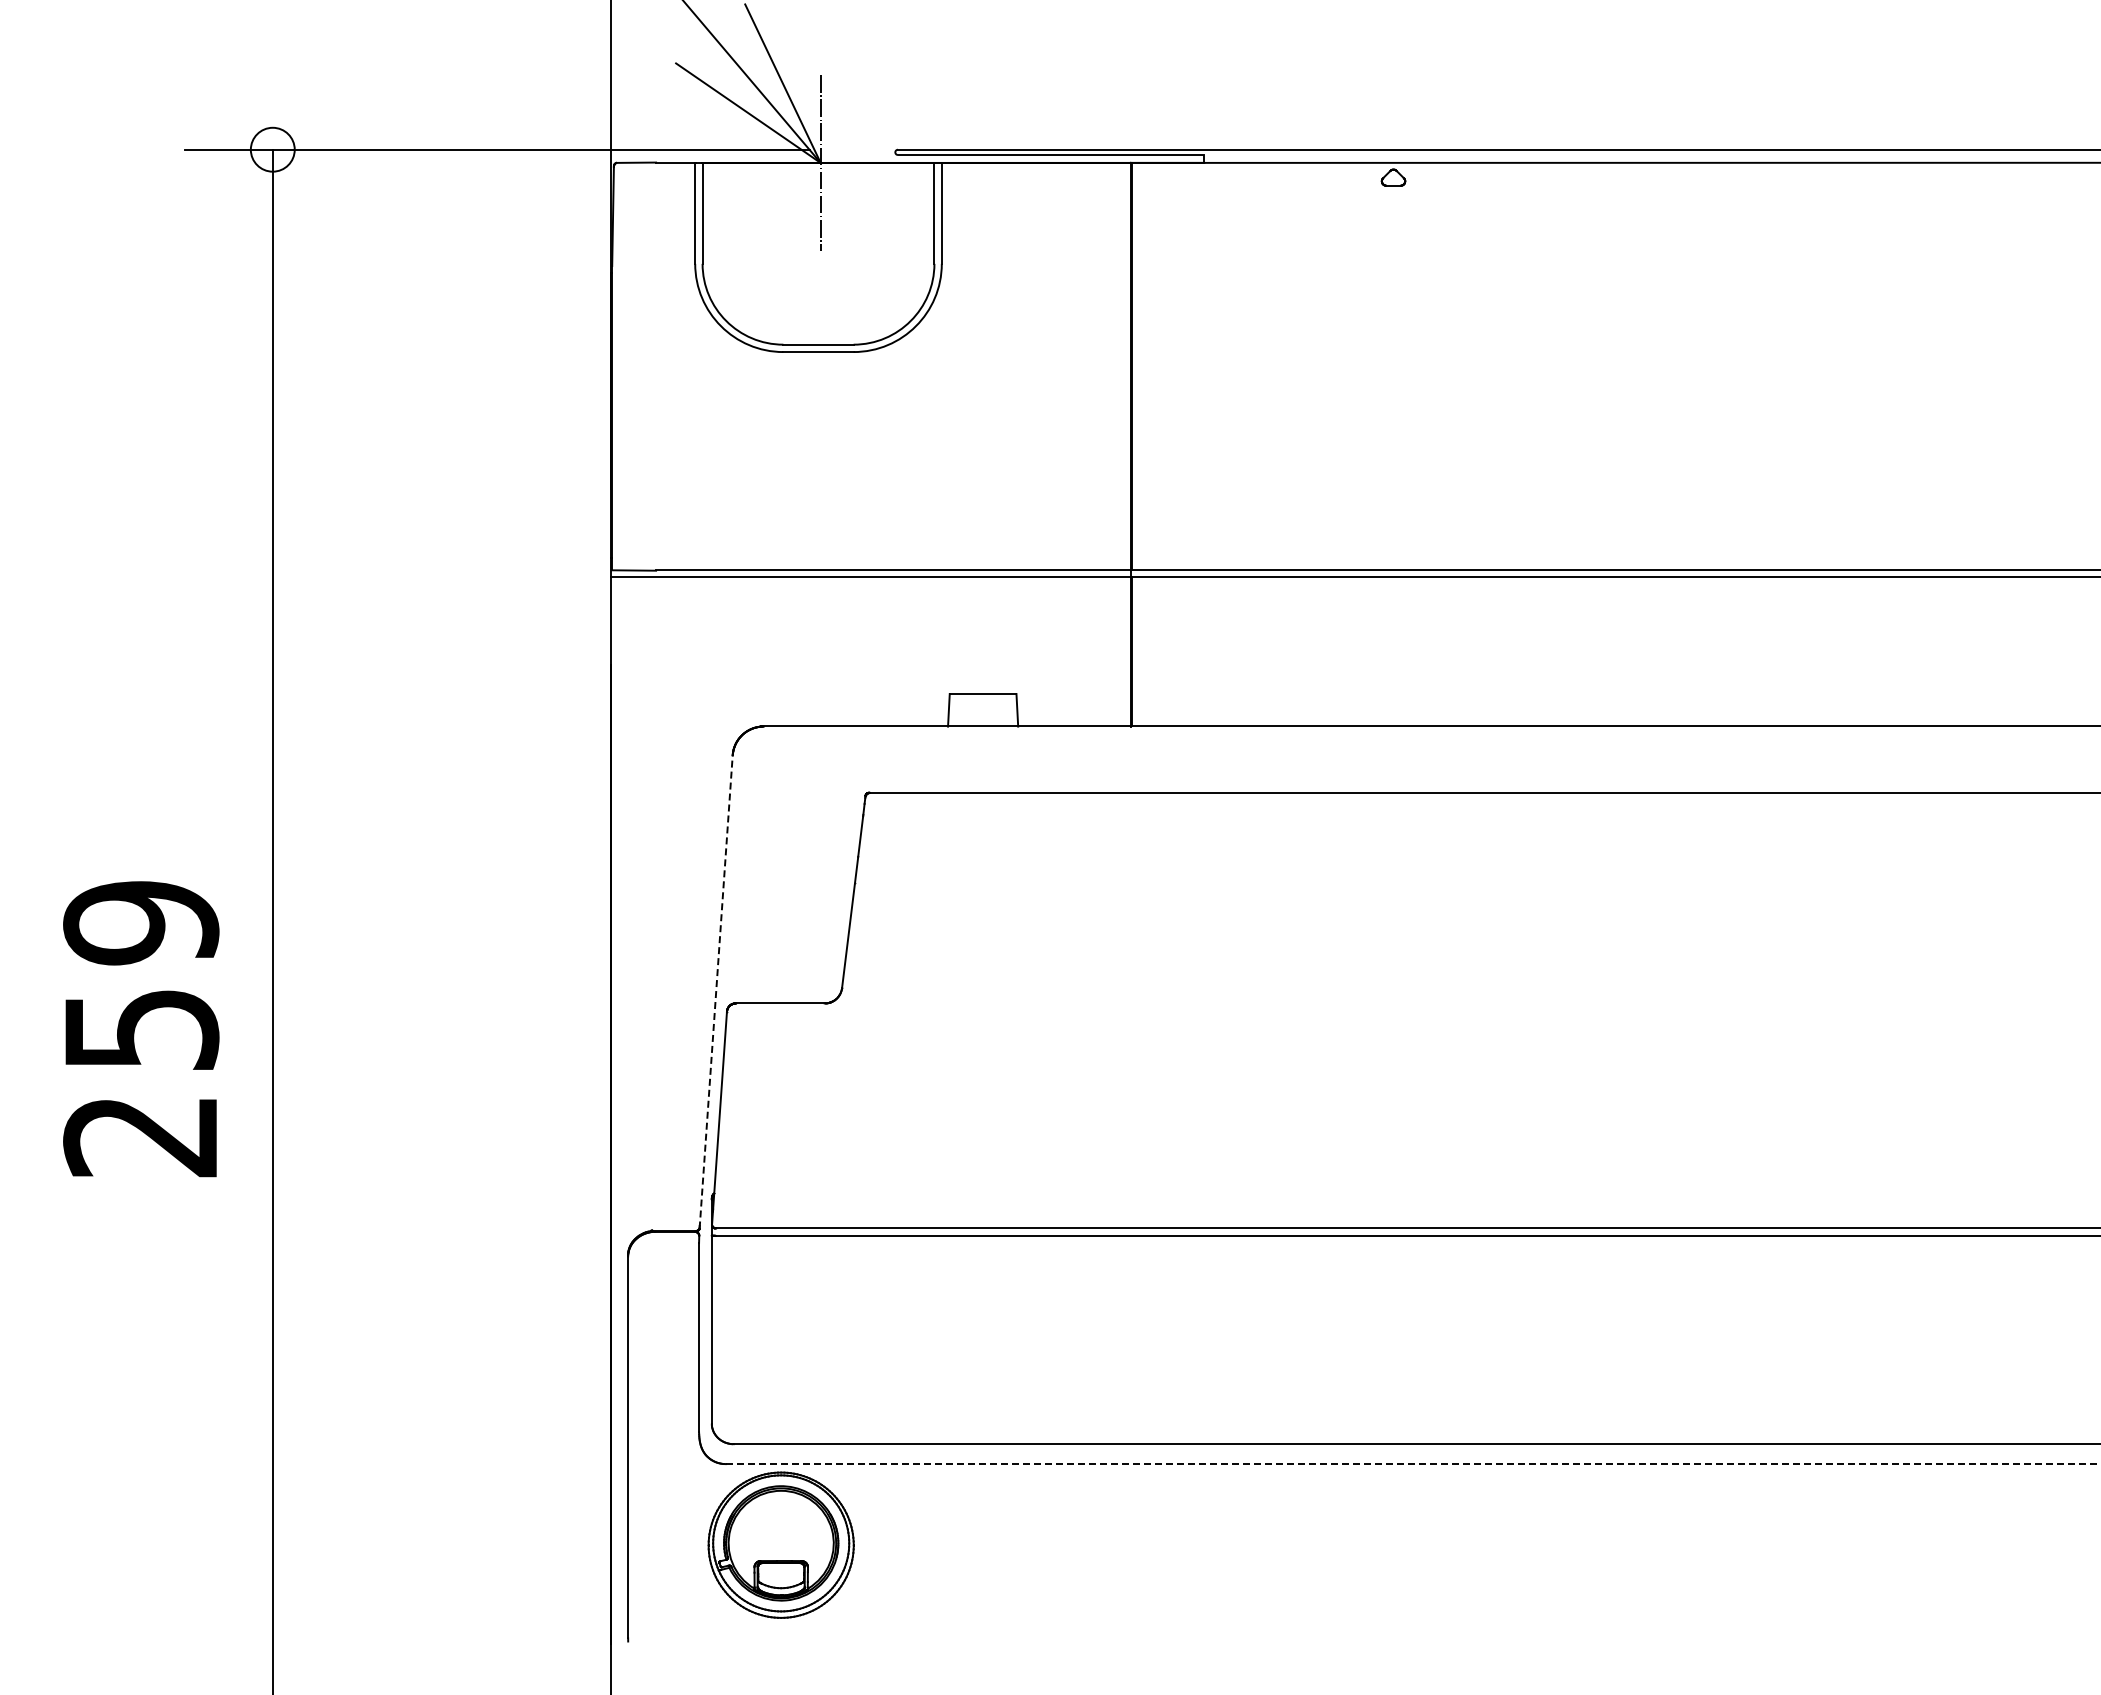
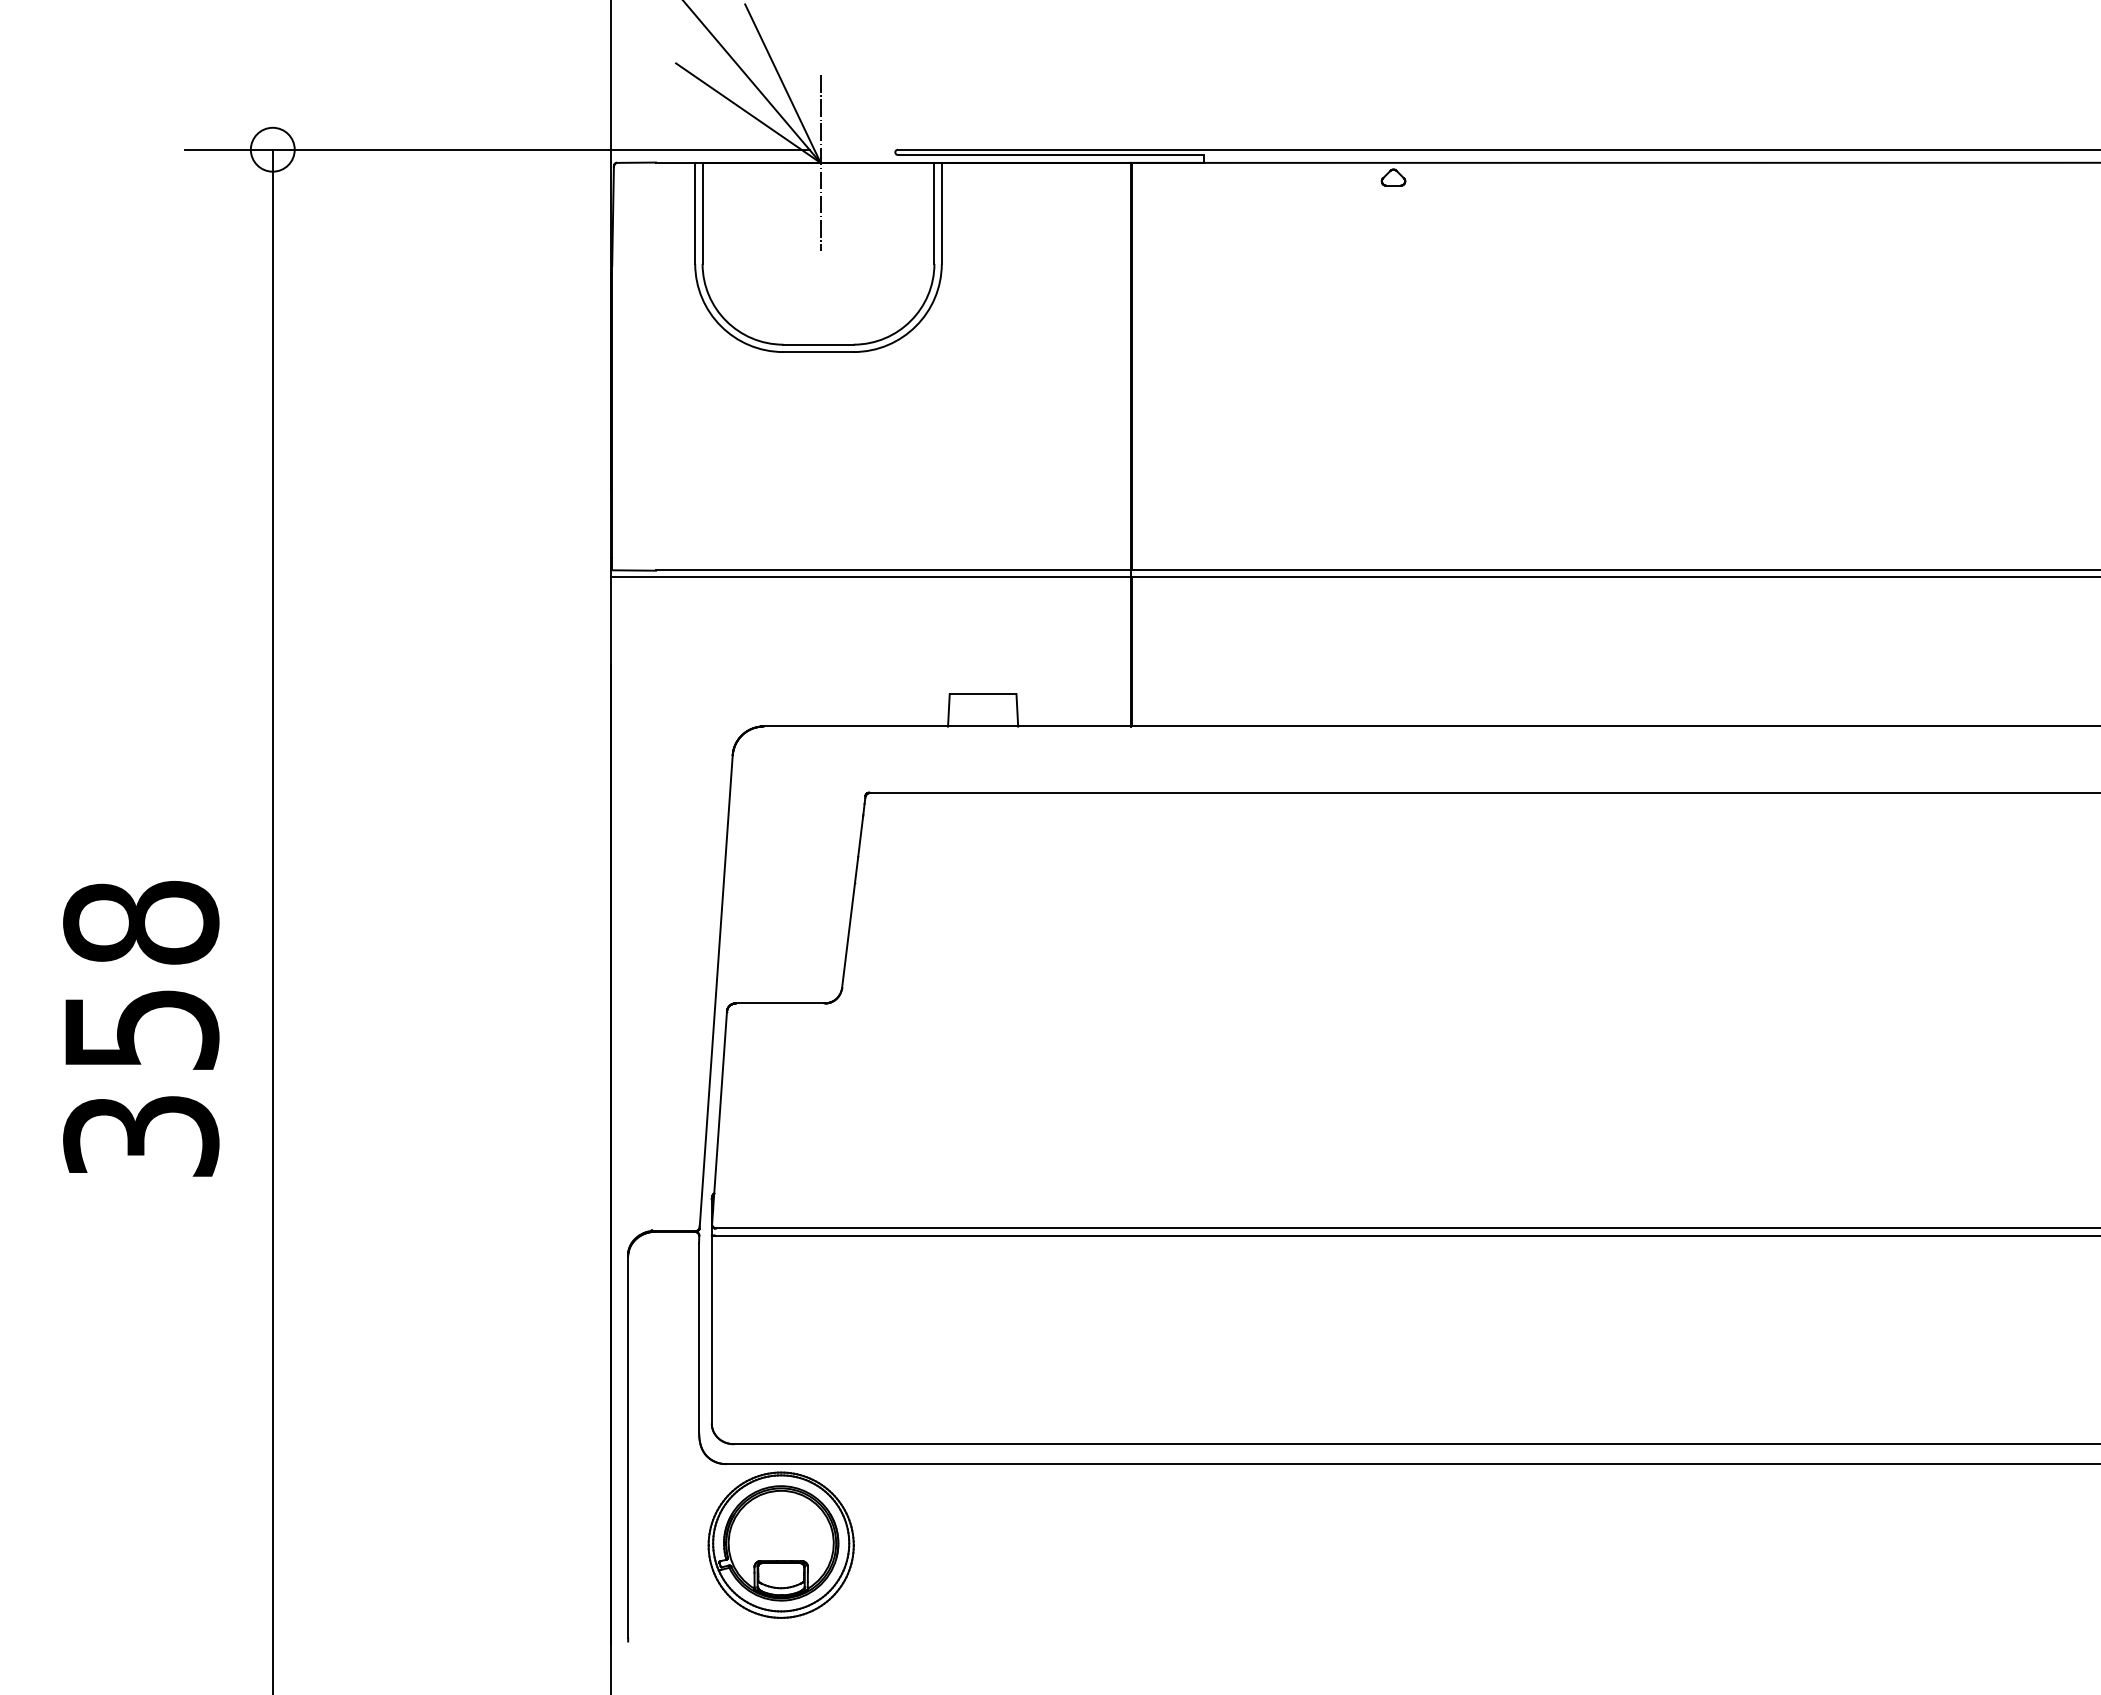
line: dashed -> solid (716, 991)
text: 259 -> 358 (141, 1028)
line: dashed -> solid (1413, 1464)
